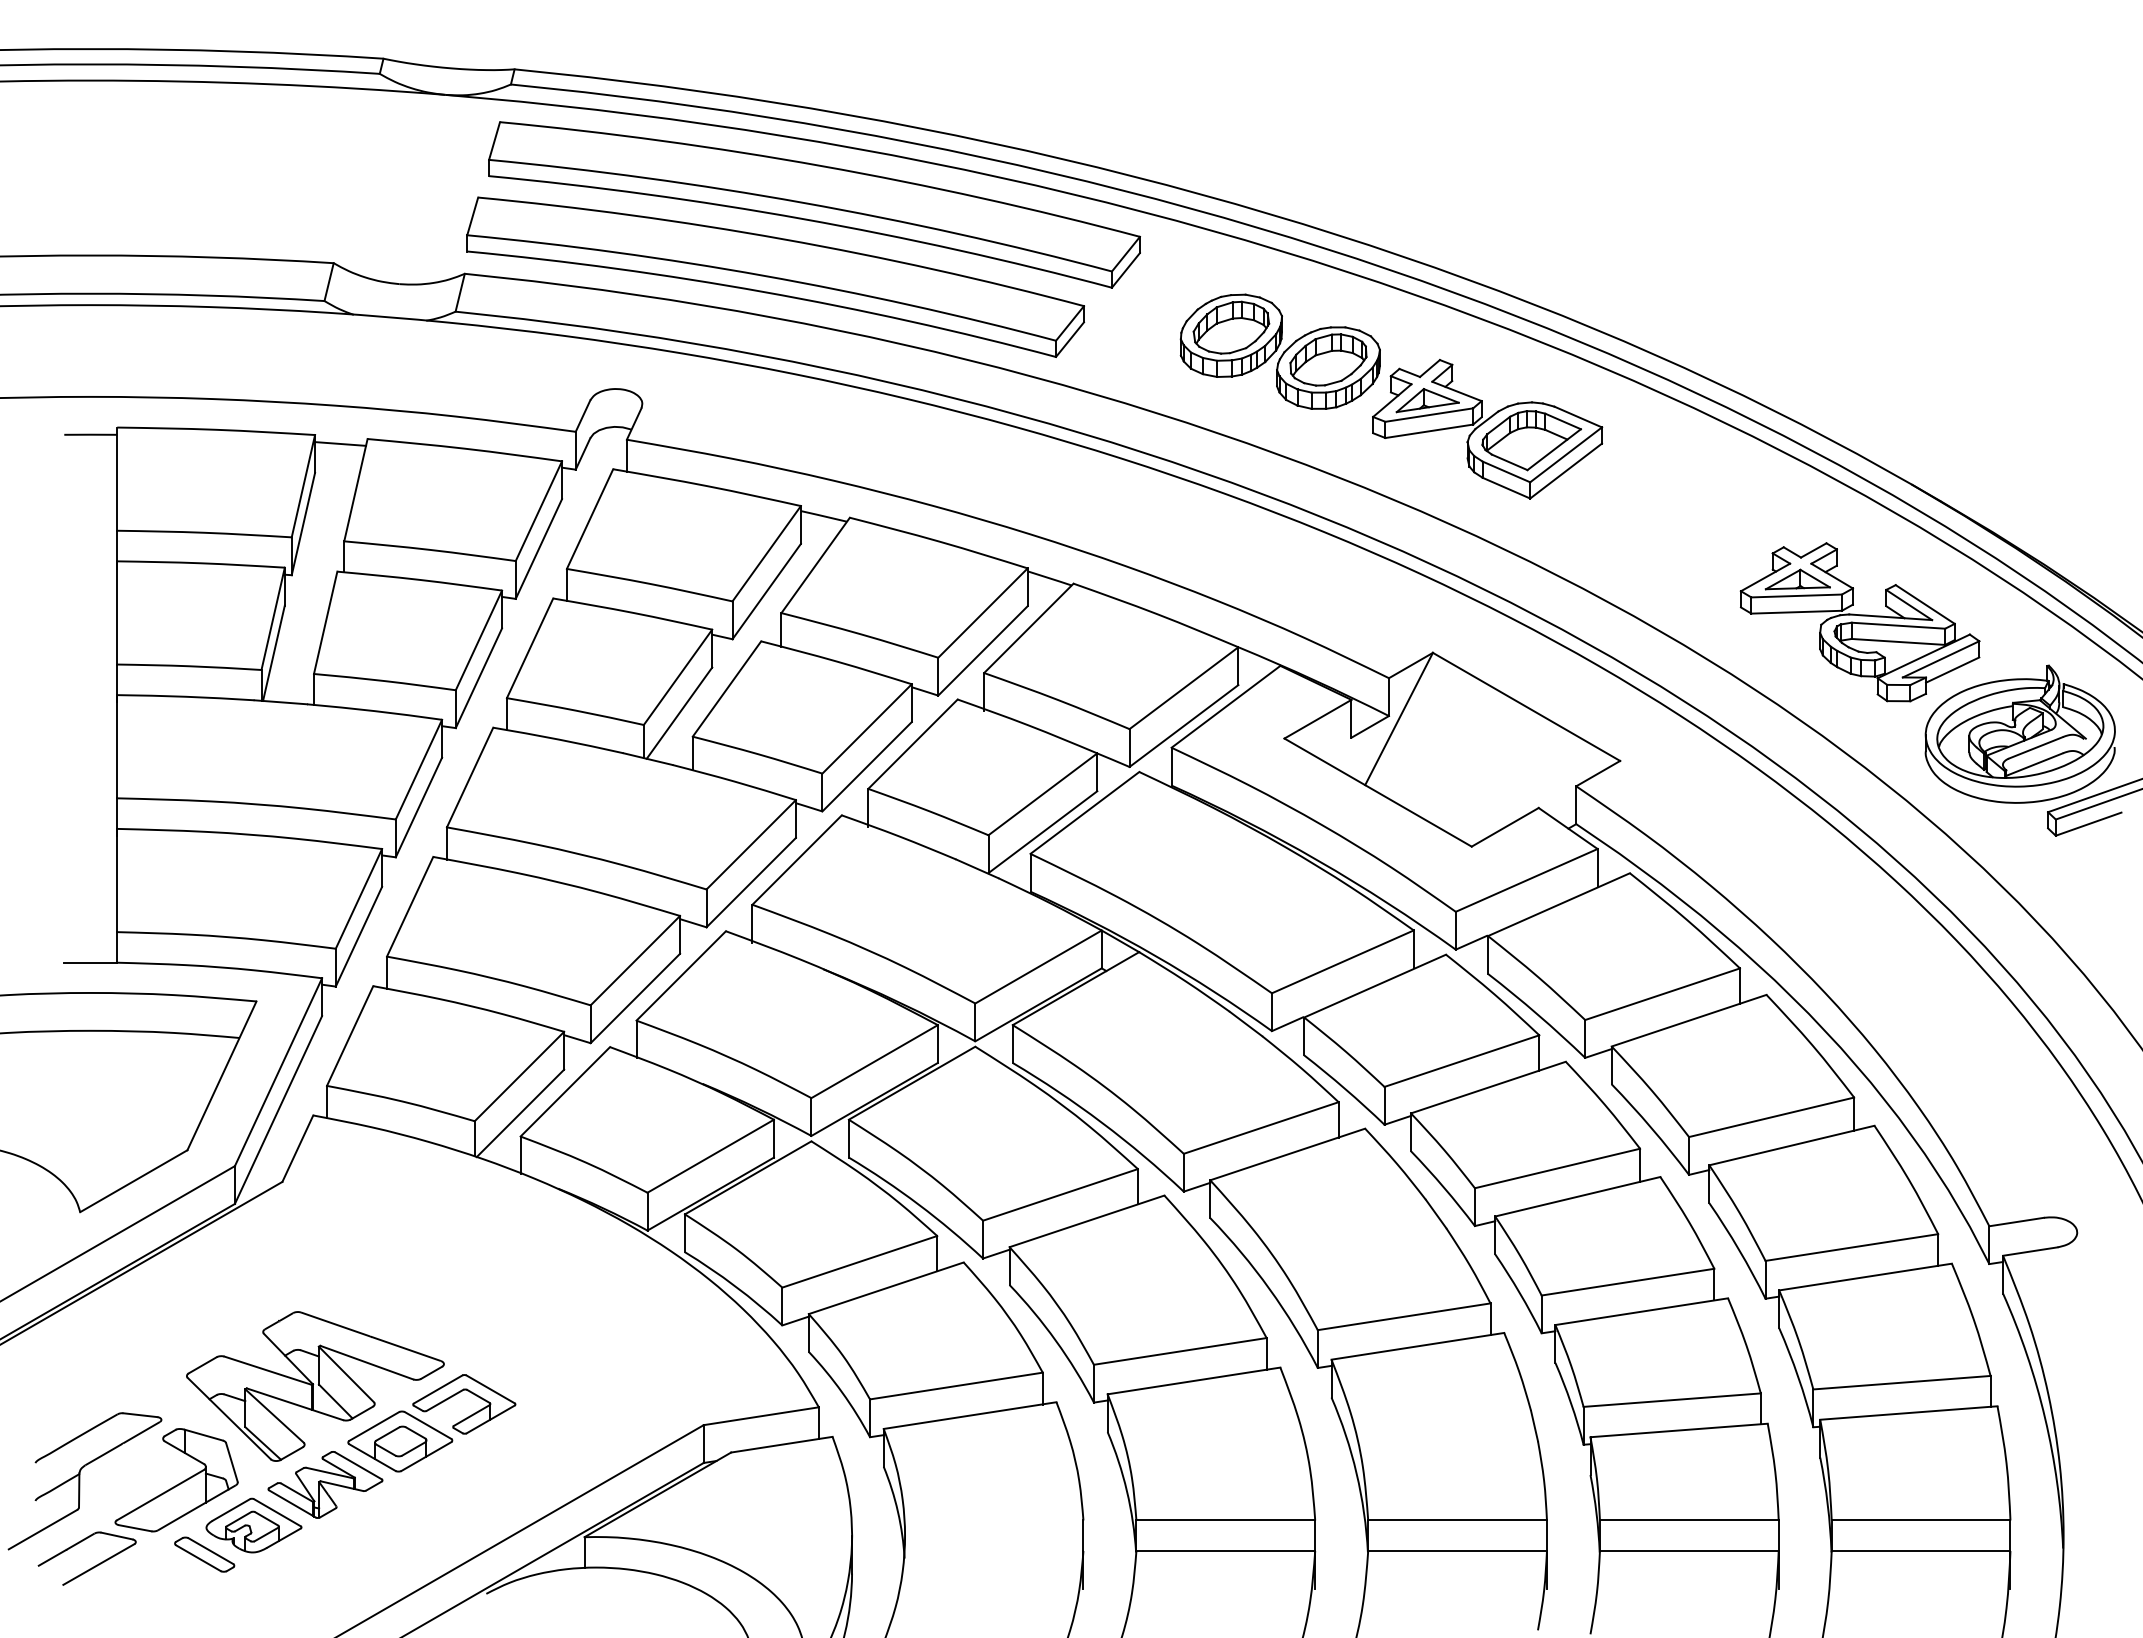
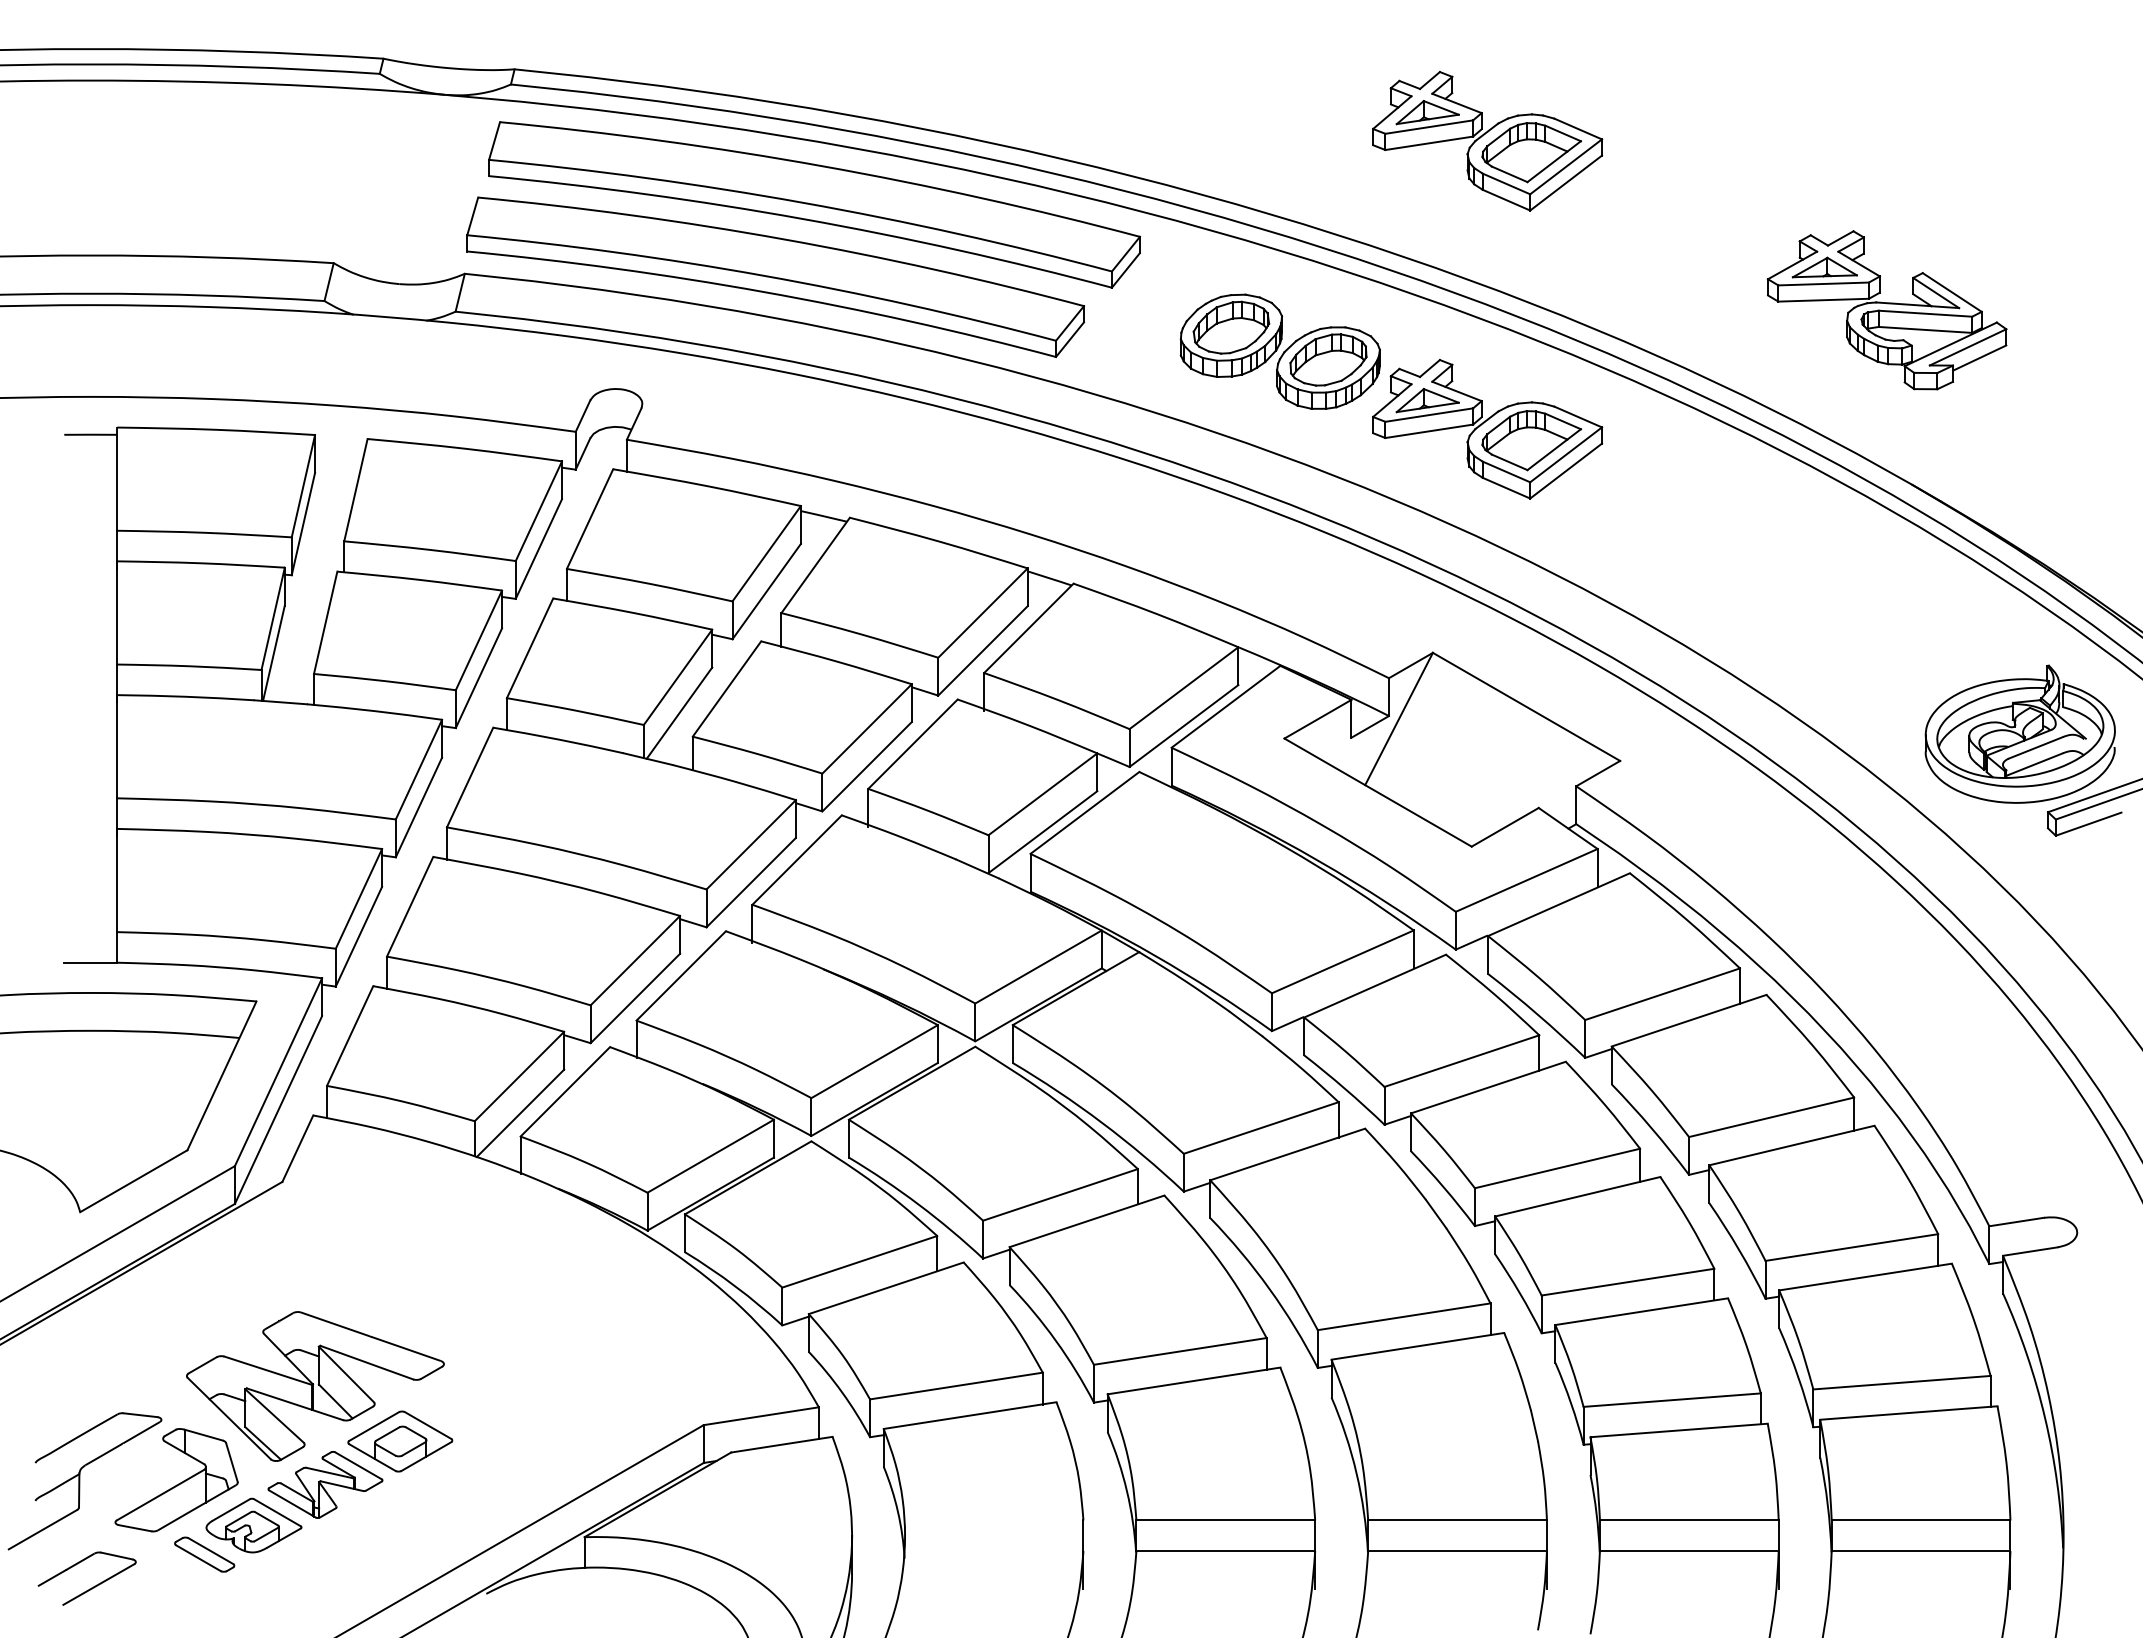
part: none -> present (1487, 141)
line: present -> none (340, 443)
part position: (1859, 622) -> (1886, 310) (1886, 310)
part: present -> none (459, 1393)
part position: (91, 1567) -> (91, 1587) (91, 1587)
